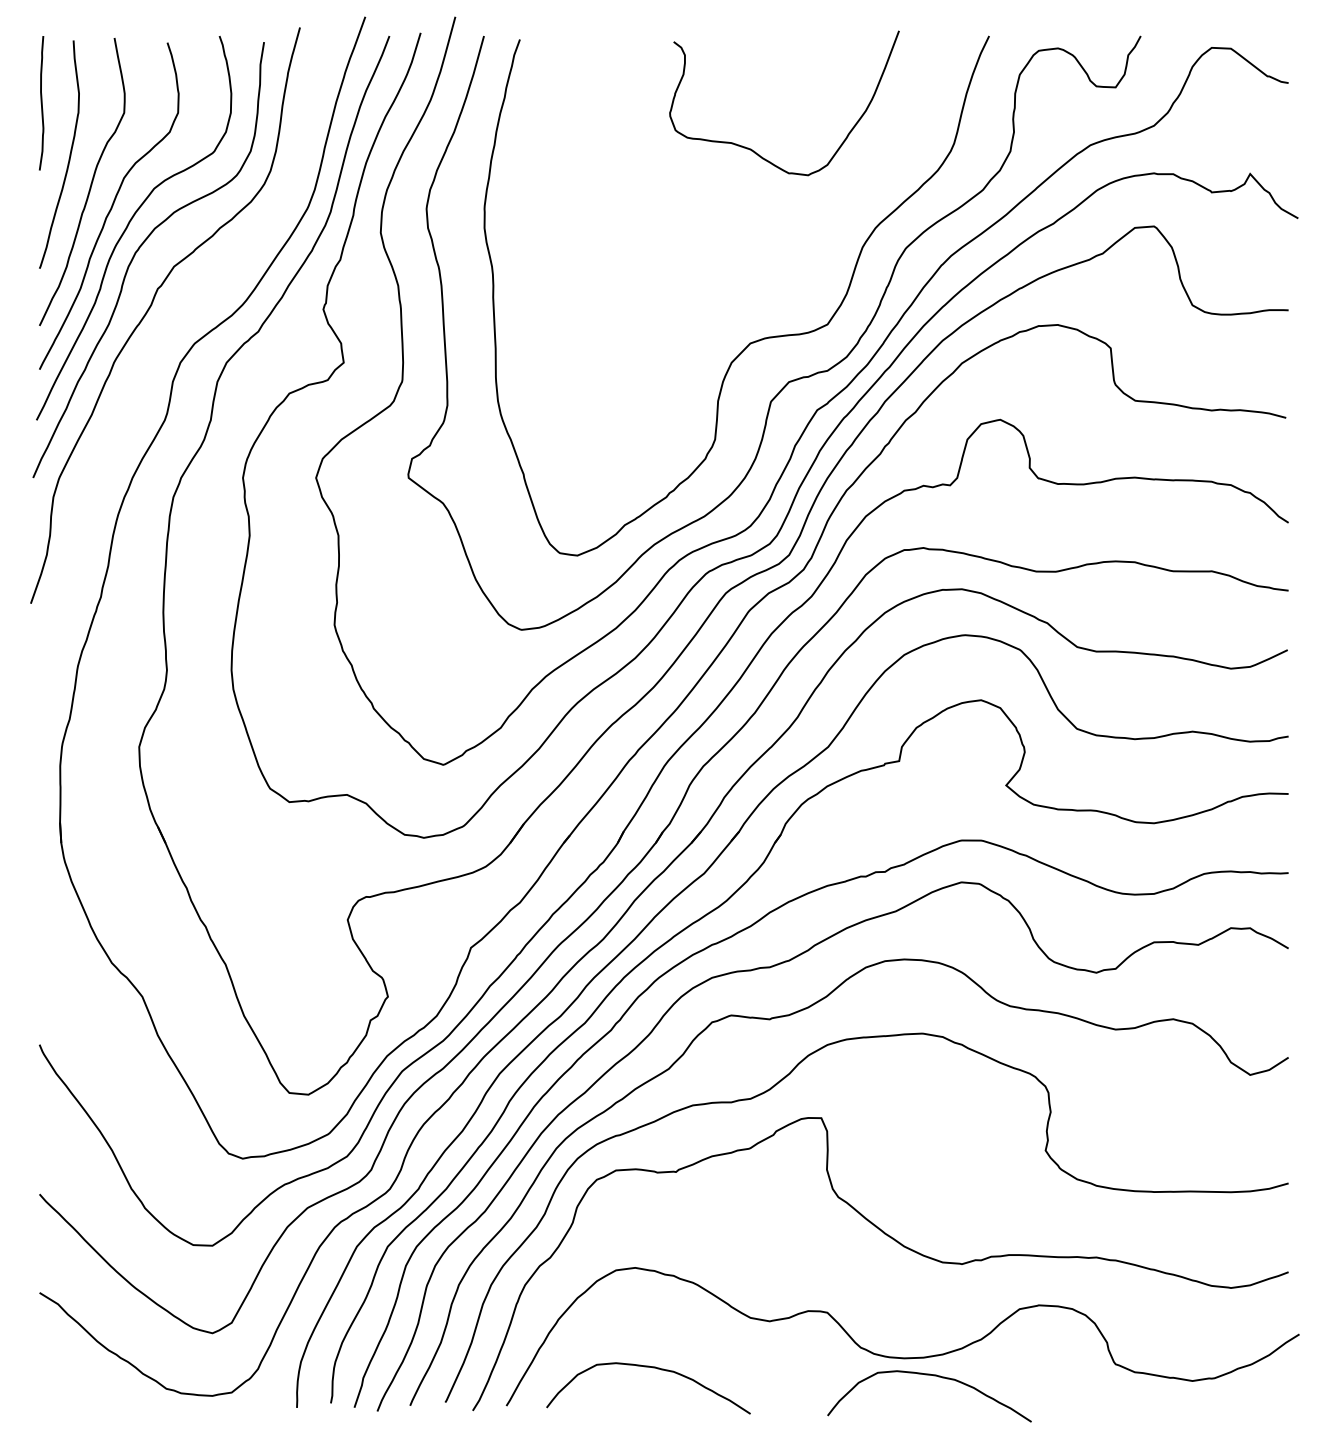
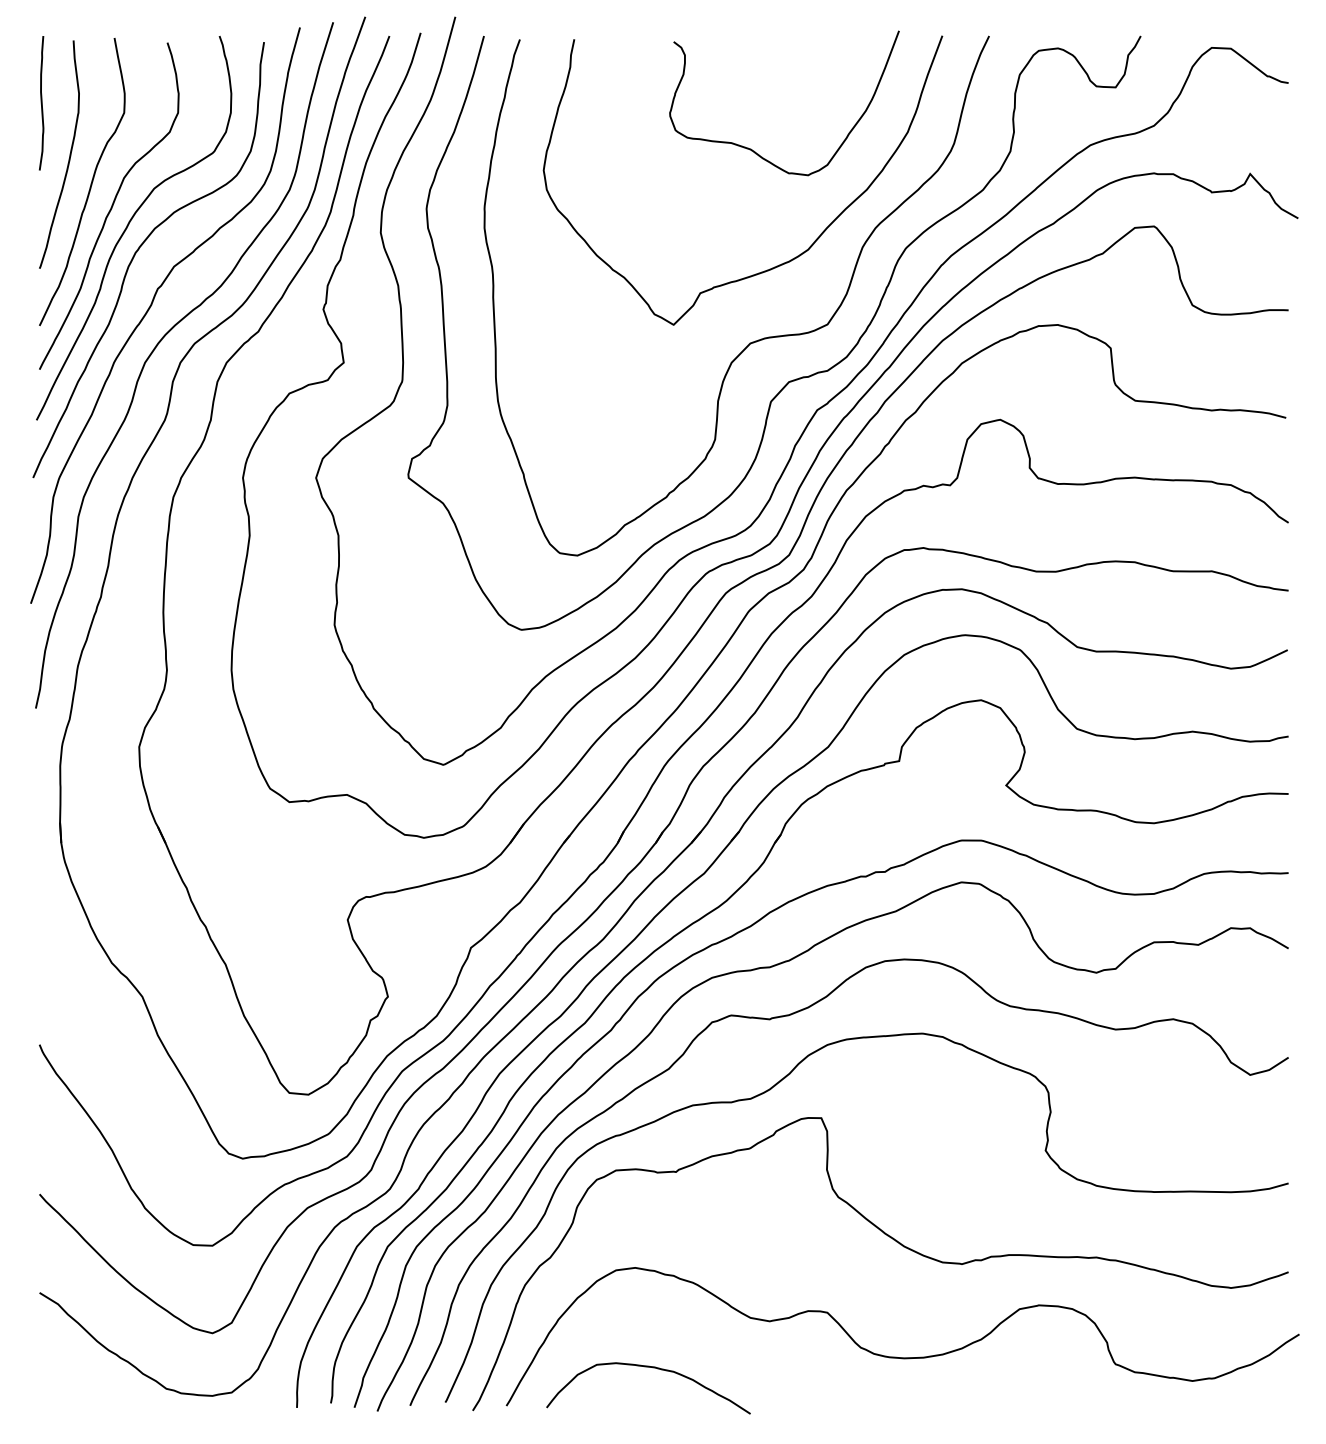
curve: none -> present (776, 265)
curve: none -> present (157, 346)
curve: present -> none (933, 1376)
